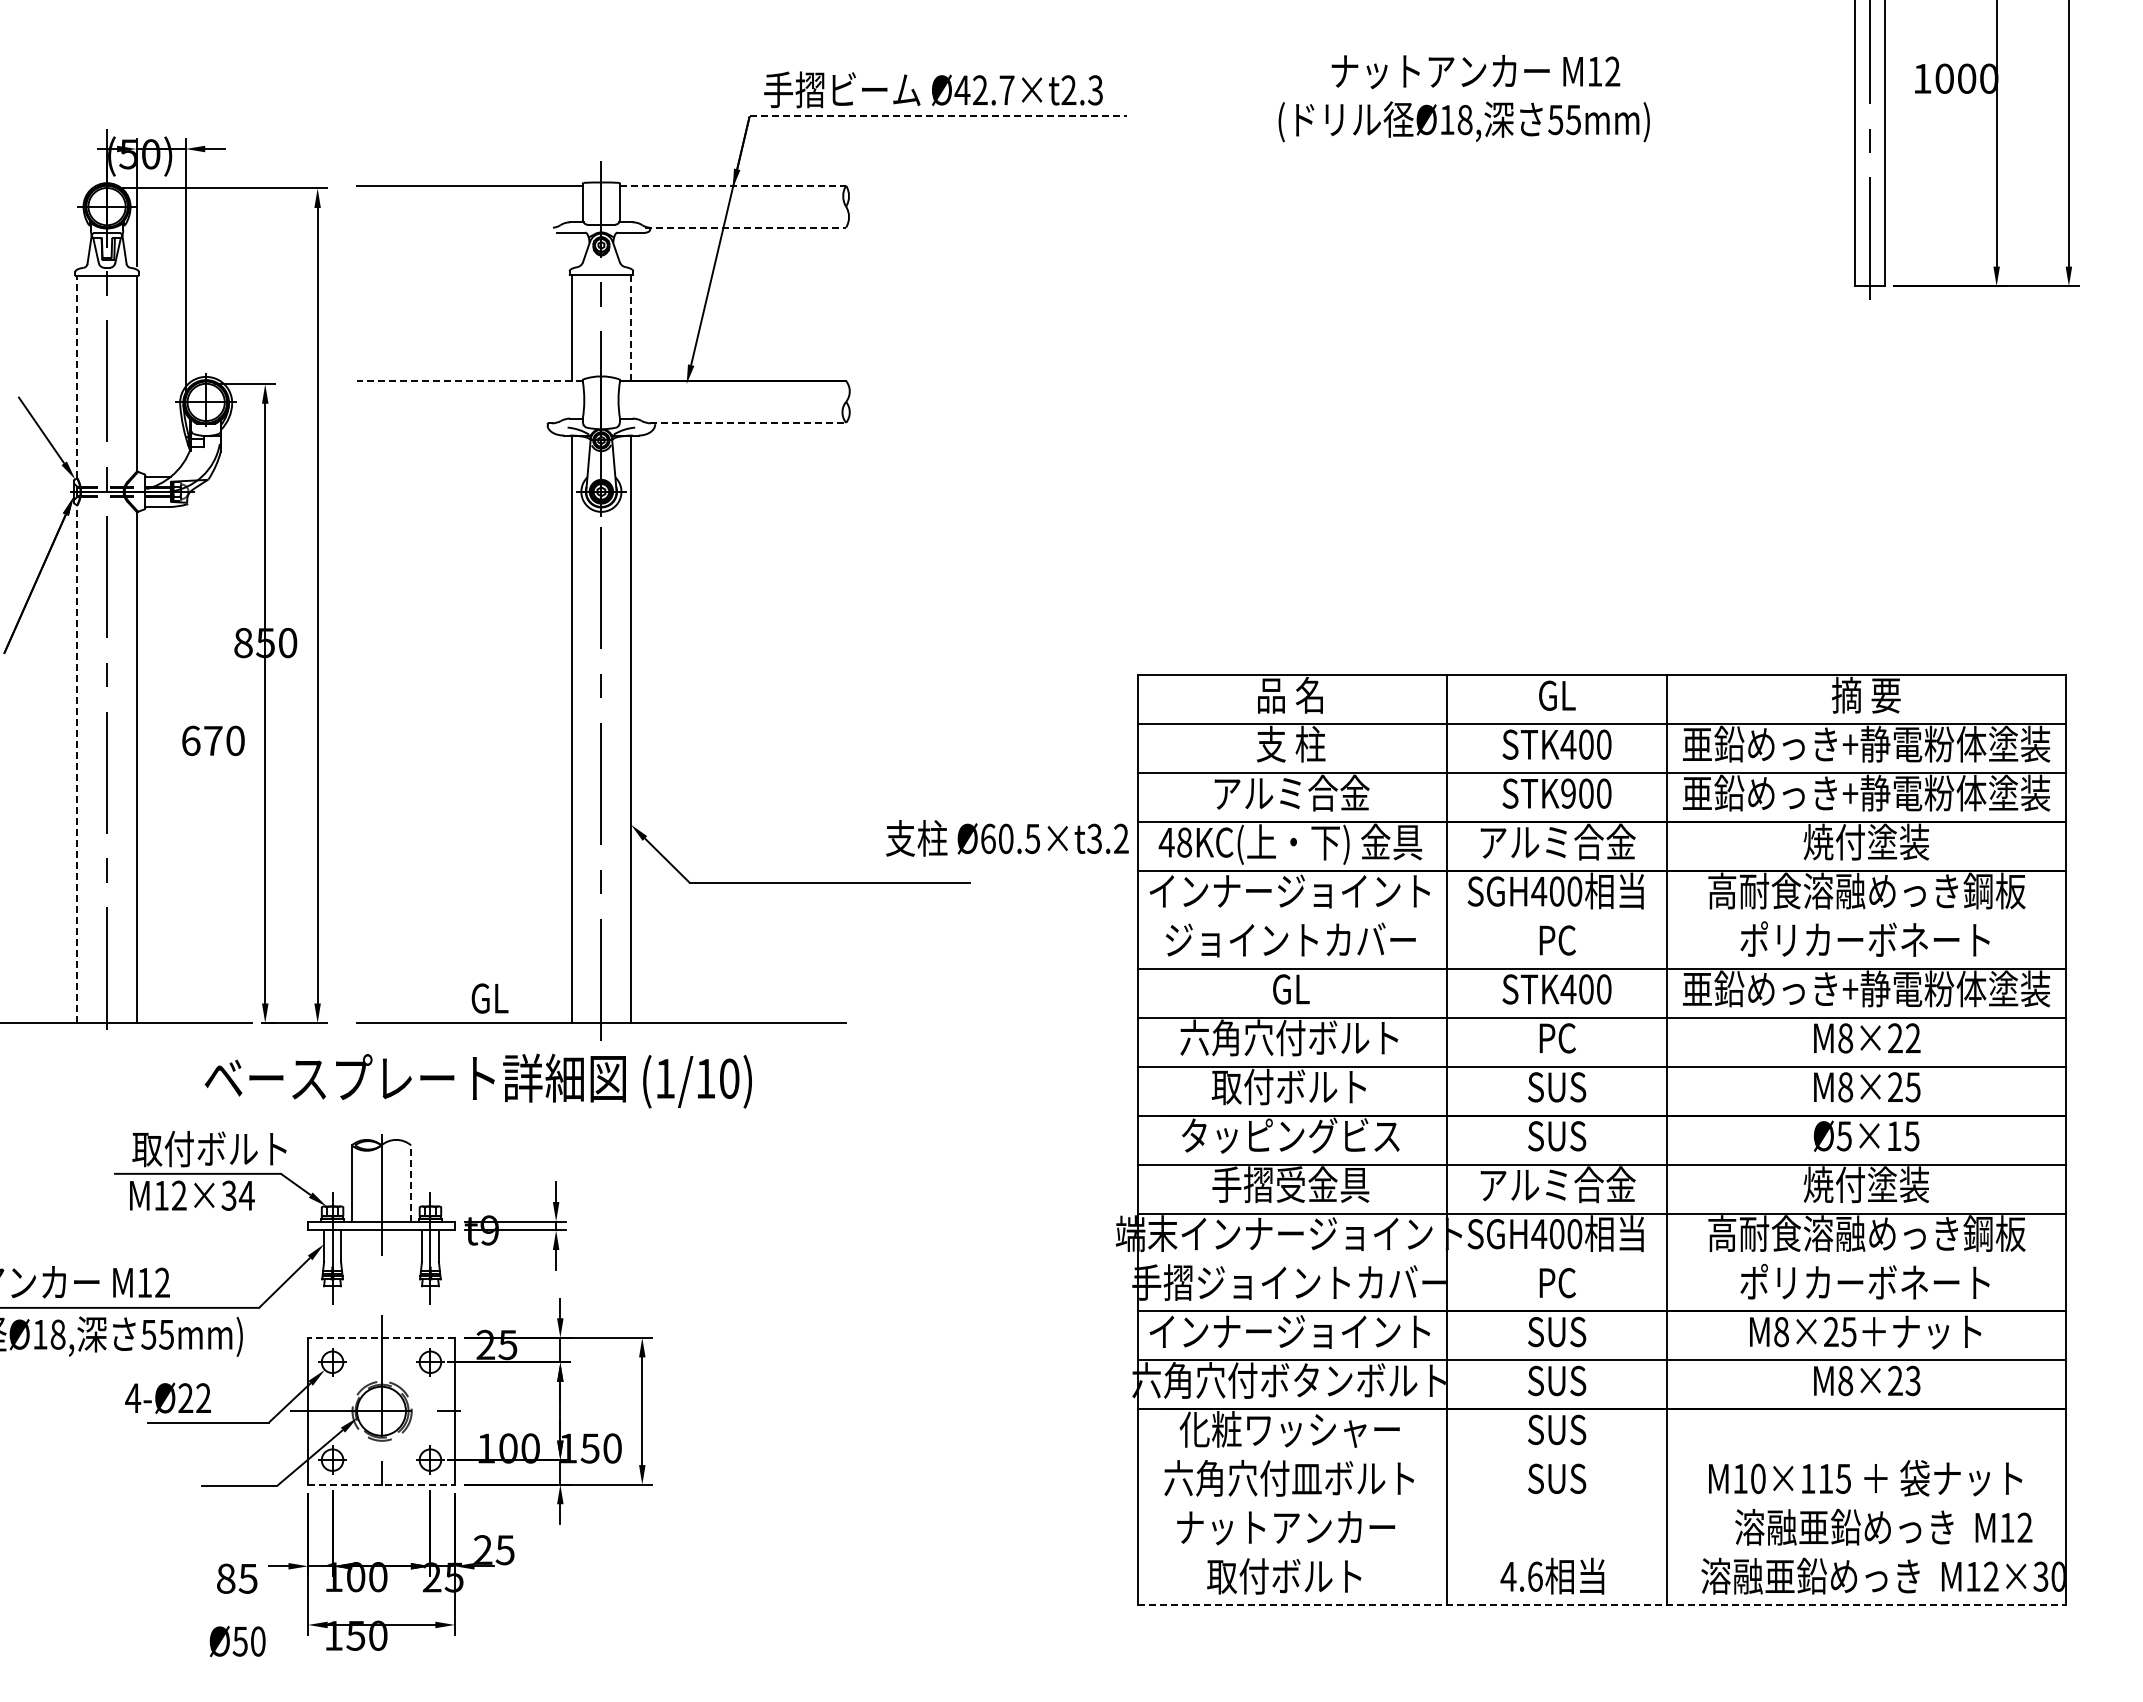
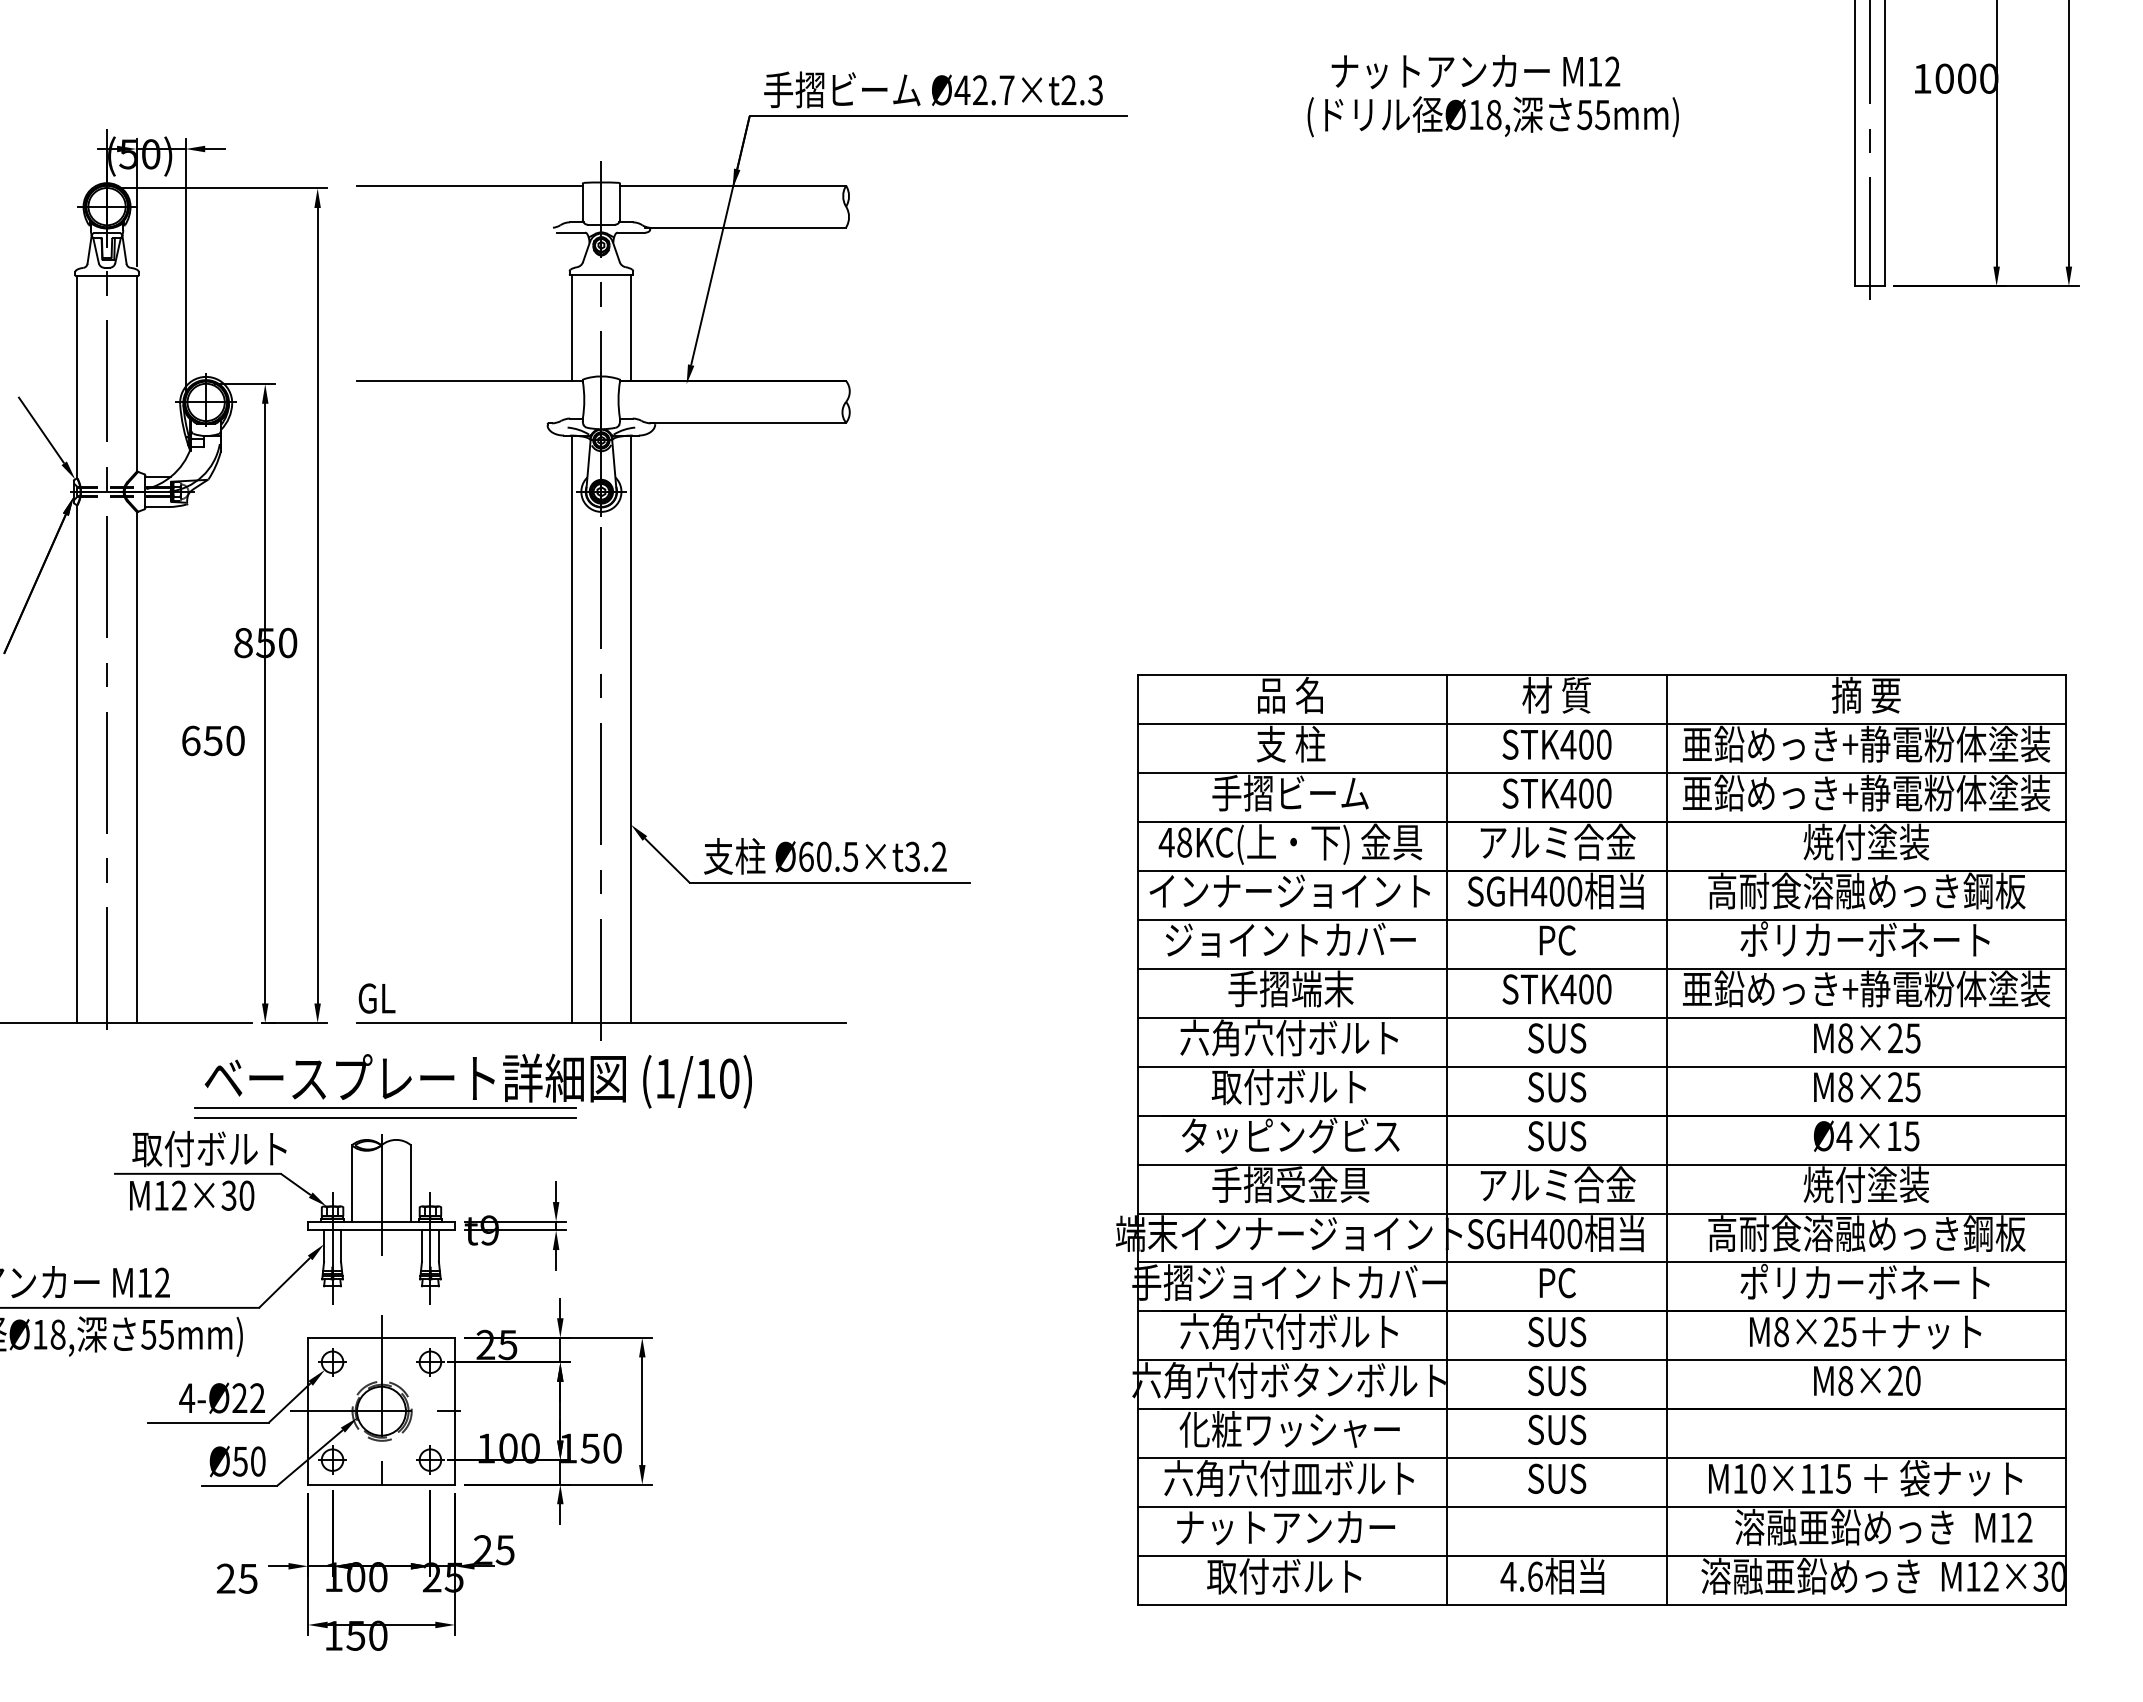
line: dashed -> solid (938, 116)
text position: (1463, 121) -> (1492, 116) (1492, 116)
line: dashed -> solid (733, 185)
line: dashed -> solid (746, 227)
line: dashed -> solid (631, 327)
line: dashed -> solid (77, 376)
line: dashed -> solid (469, 381)
line: dashed -> solid (748, 422)
text: GL -> 材 質 (1556, 694)
text: 670 -> 650 (212, 741)
line: dashed -> solid (77, 764)
text: アルミ合金 -> 手摺ビーム (1290, 792)
text: STK900 -> STK400 (1568, 793)
text position: (1007, 838) -> (825, 856) (825, 856)
line: none -> present (1601, 919)
text: GL -> 手摺端末 (1290, 988)
text position: (489, 998) -> (376, 998) (376, 998)
text: PC -> SUS (1557, 1038)
text: M8×22 -> M8×25 (1912, 1038)
line: none -> present (385, 1108)
line: none -> present (385, 1117)
text: Ø5×15 -> Ø4×15 (1844, 1136)
line: dashed -> solid (411, 1183)
text: M12×34 -> M12×30 (246, 1195)
line: none -> present (1601, 1262)
text: インナージョイント -> 六角穴付ボルト (1289, 1331)
line: dashed -> solid (381, 1337)
text: M8×23 -> M8×20 (1912, 1381)
text position: (167, 1397) -> (221, 1397) (221, 1397)
line: none -> present (1601, 1458)
line: dashed -> solid (382, 1484)
line: none -> present (1601, 1507)
line: none -> present (1601, 1556)
text: 85 -> 25 (225, 1578)
line: dashed -> solid (1602, 1605)
text position: (237, 1641) -> (237, 1461) (237, 1461)
